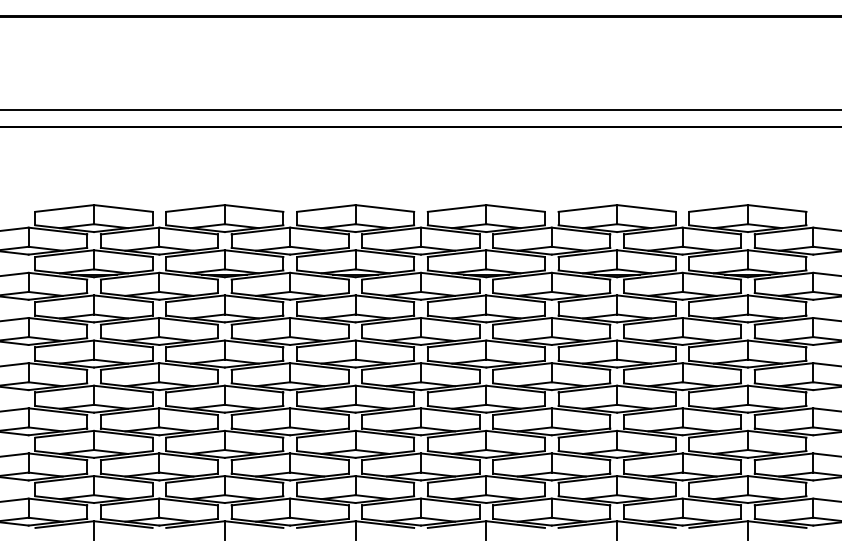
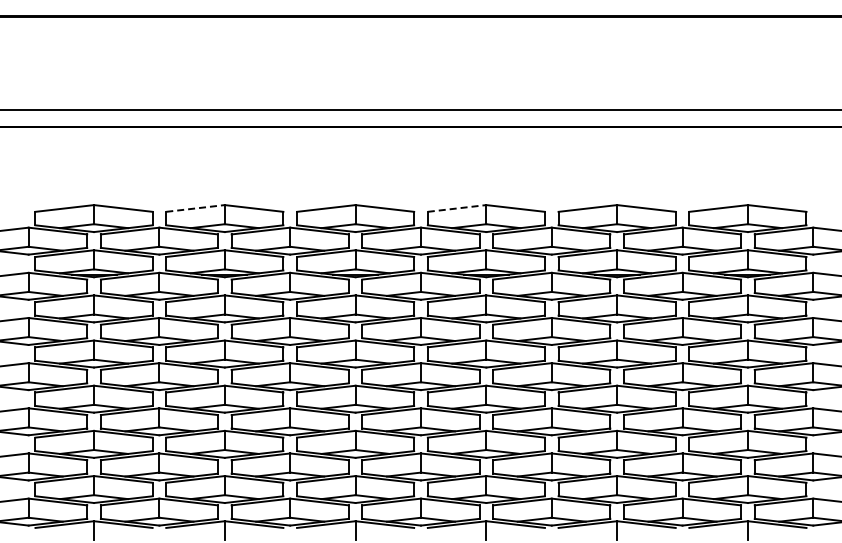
line: solid -> dashed (196, 208)
line: solid -> dashed (457, 208)
